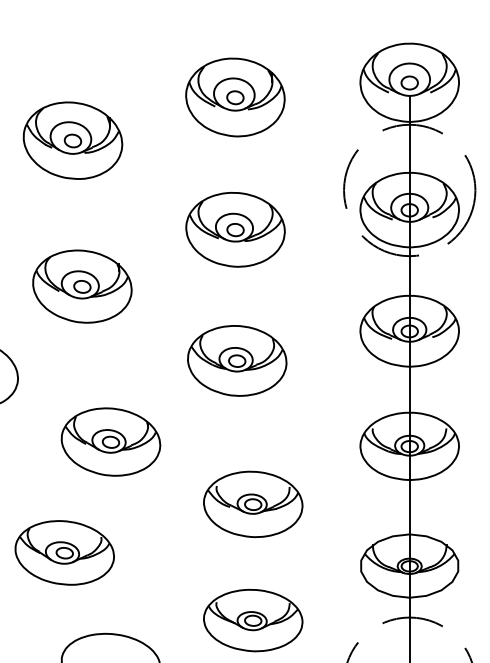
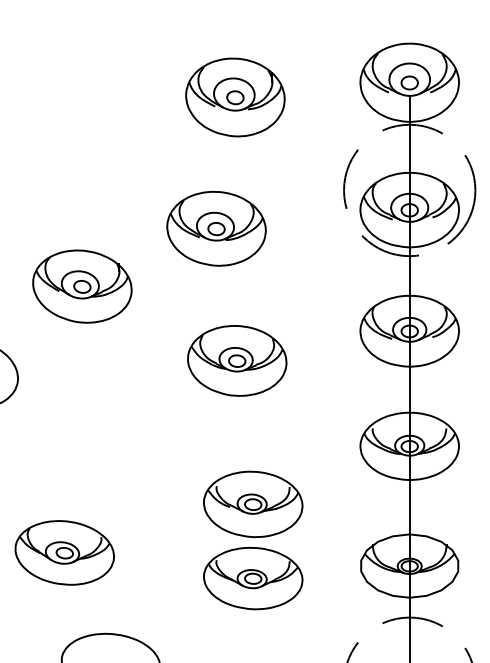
part: present -> none (72, 140)
part position: (235, 229) -> (216, 228) (216, 228)
part: present -> none (110, 441)
part position: (253, 620) -> (253, 578) (253, 578)
